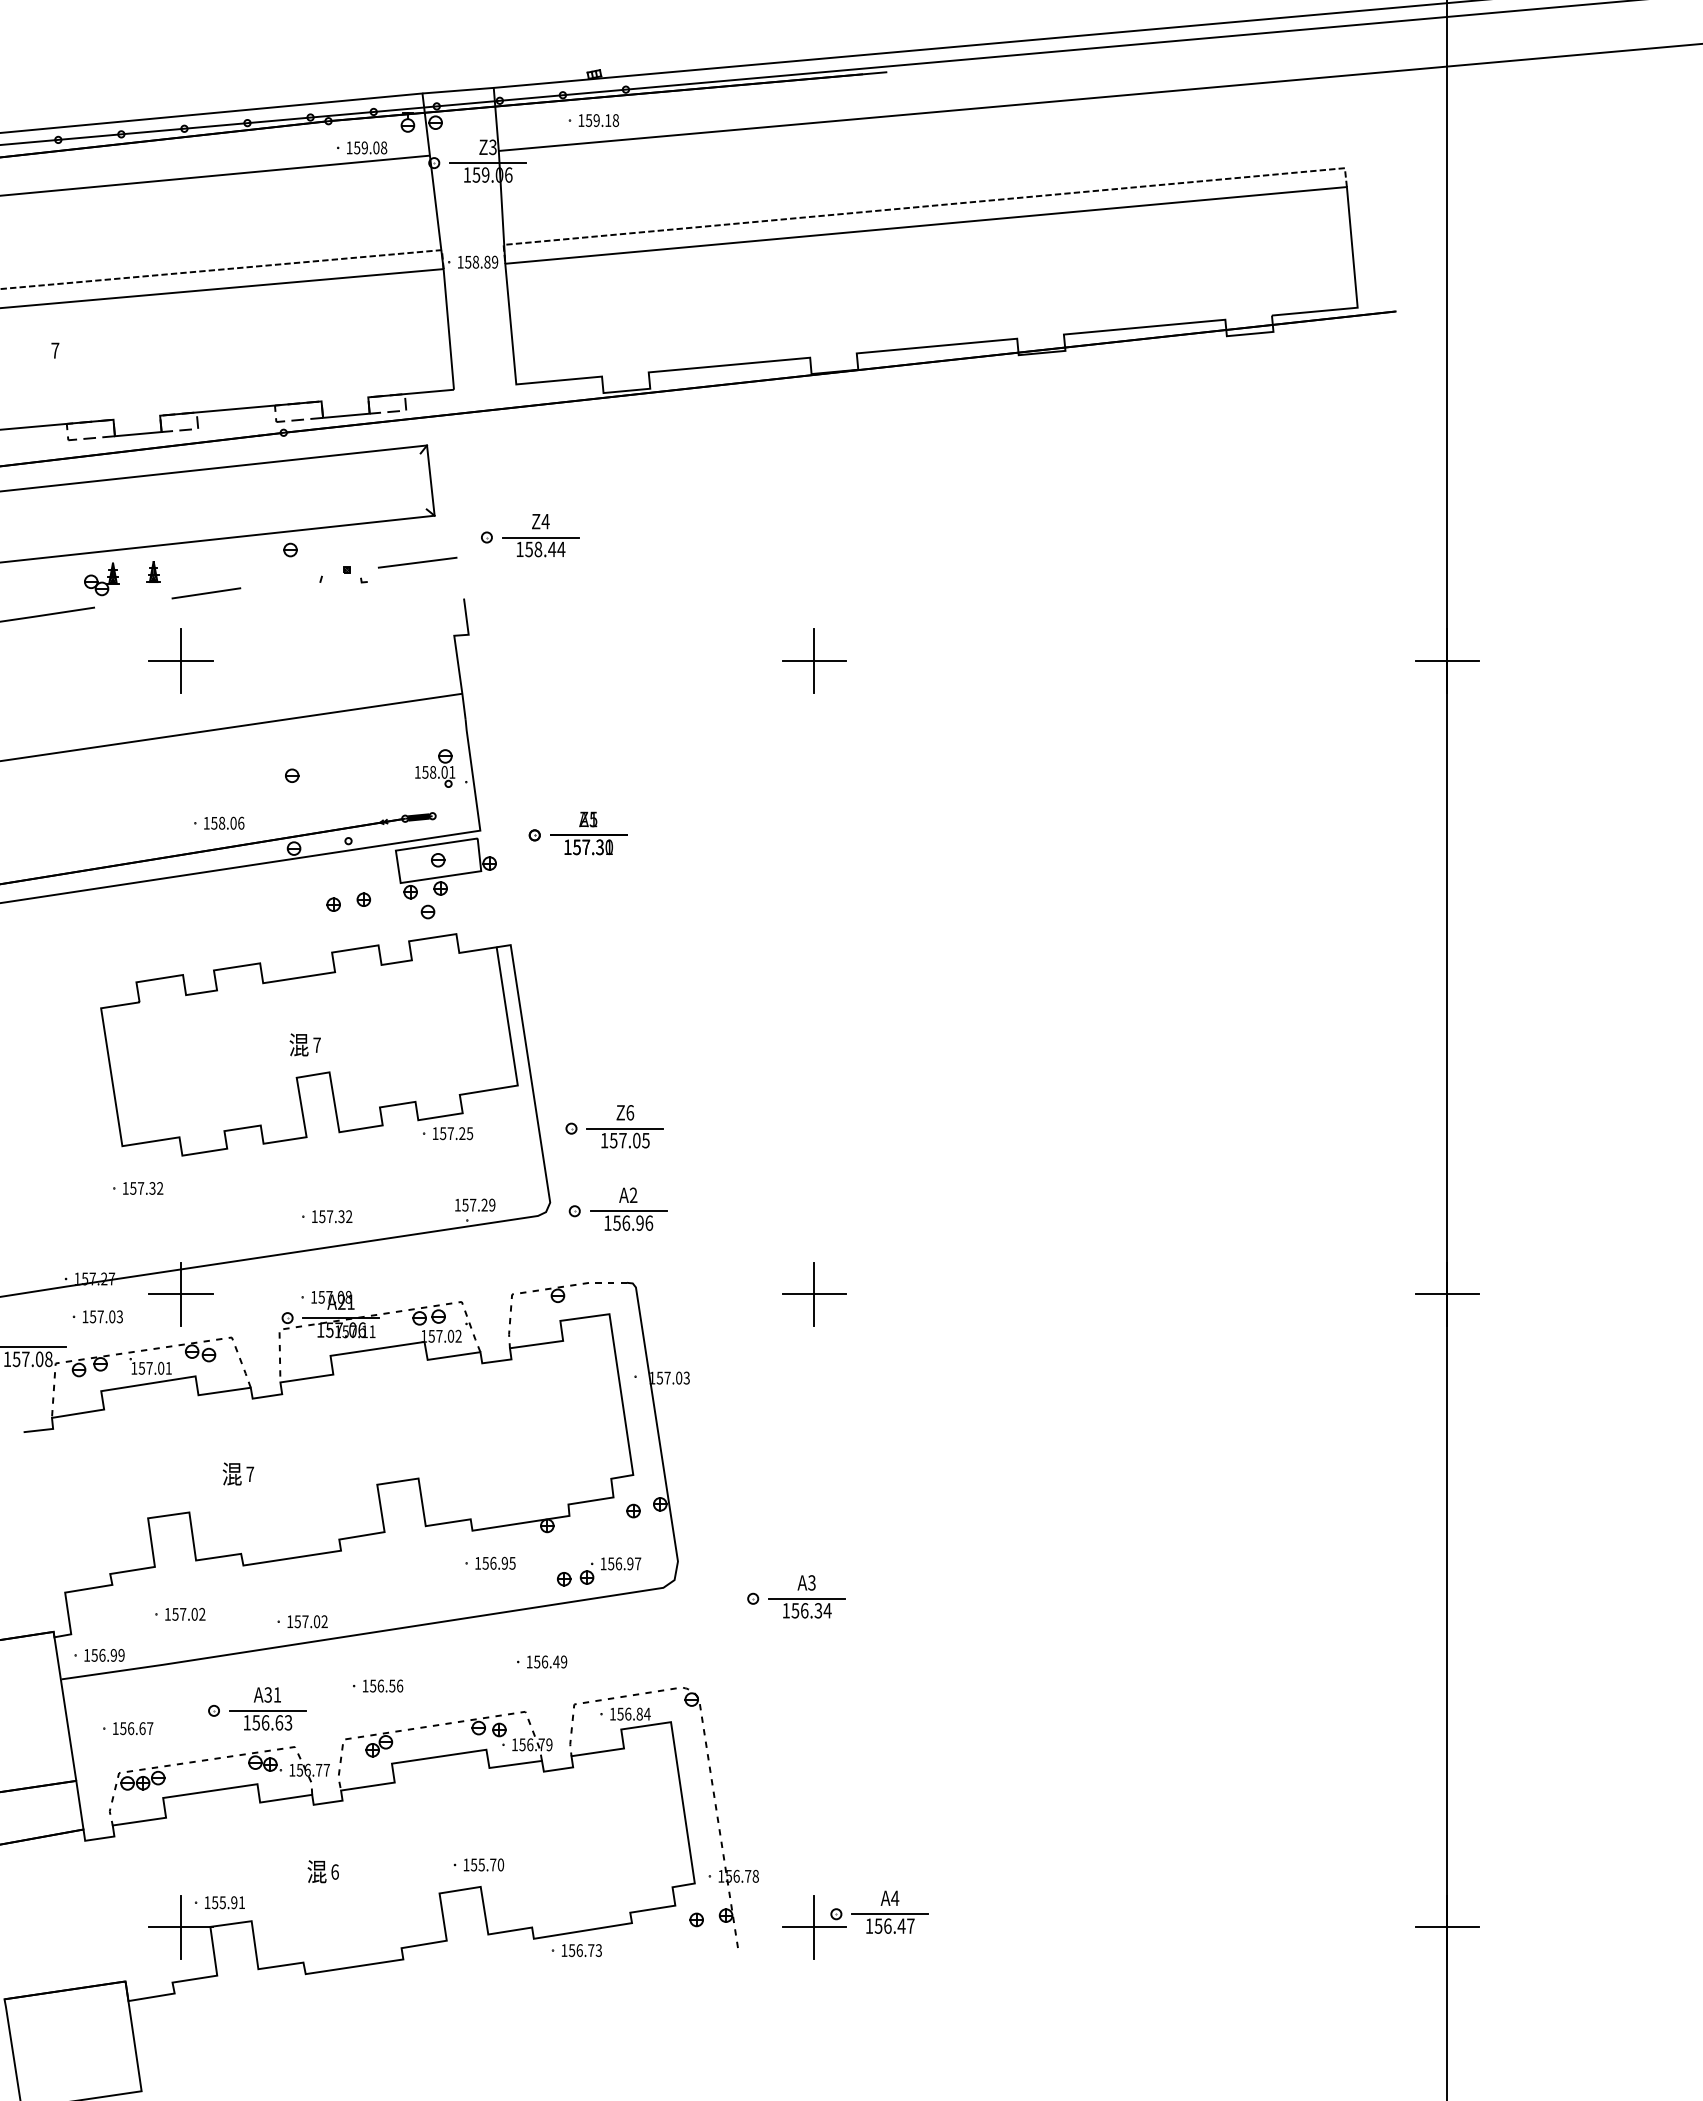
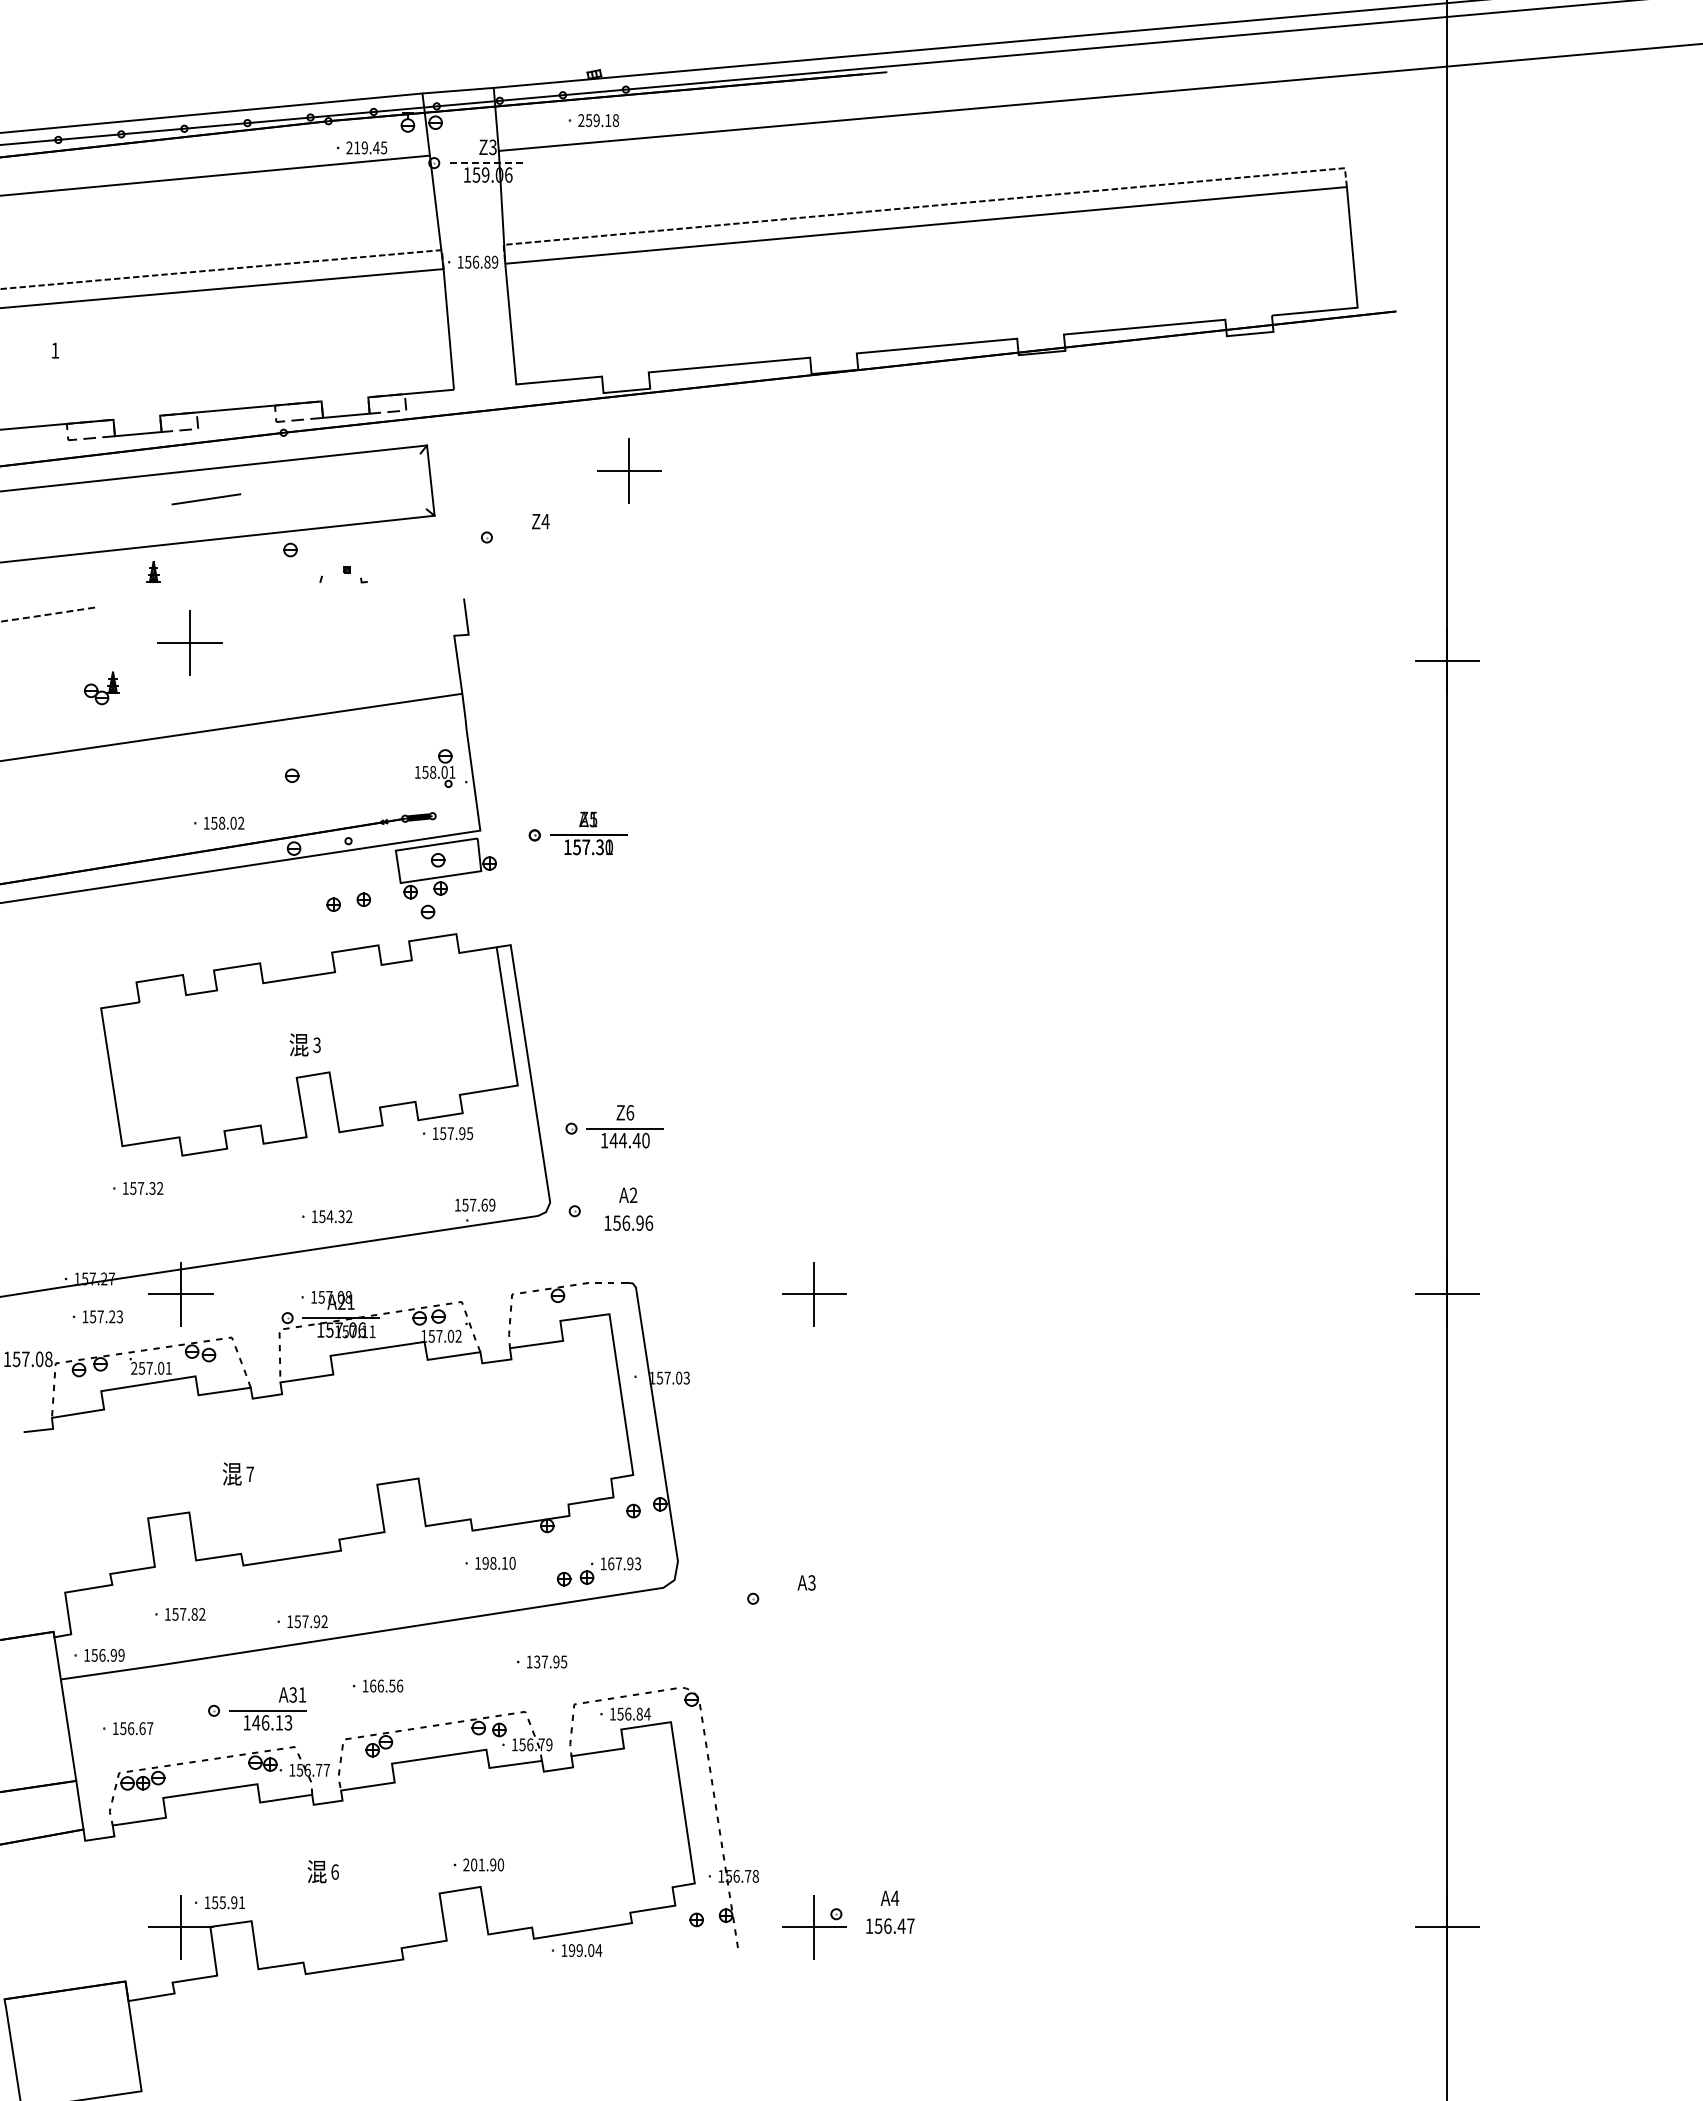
text: 159.18 -> 259.18 (581, 120)
text: 159.08 -> 219.45 (366, 147)
line: solid -> dashed (488, 163)
text: 158.89 -> 156.89 (475, 261)
text: 7 -> 1 (55, 350)
part: present -> none (540, 547)
line: present -> none (417, 562)
part position: (101, 579) -> (101, 688) (101, 688)
line position: (206, 593) -> (206, 499) (206, 499)
line: solid -> dashed (46, 614)
part position: (180, 660) -> (189, 642) (189, 642)
part position: (814, 660) -> (629, 470) (629, 470)
text: 158.06 -> 158.02 (241, 822)
text: 7 -> 3 (316, 1044)
text: 157.25 -> 157.95 (462, 1133)
text: 157.05 -> 144.40 (629, 1140)
text: 157.29 -> 157.69 (484, 1204)
line: present -> none (628, 1211)
text: 157.32 -> 154.32 (329, 1216)
text: 157.03 -> 157.23 (112, 1316)
line: present -> none (34, 1347)
text: 157.01 -> 257.01 (134, 1367)
text: 156.95 -> 198.10 (498, 1562)
text: 156.97 -> 167.93 (624, 1563)
part: present -> none (806, 1608)
text: 157.02 -> 157.82 (194, 1614)
text: 157.02 -> 157.92 (316, 1621)
text: 156.49 -> 137.95 (550, 1661)
text: 156.56 -> 166.56 (373, 1685)
text position: (266, 1694) -> (291, 1694) (291, 1694)
text: 156.63 -> 146.13 (267, 1722)
text: 155.70 -> 201.90 (479, 1864)
line: present -> none (890, 1914)
text: 156.73 -> 199.04 (585, 1950)
